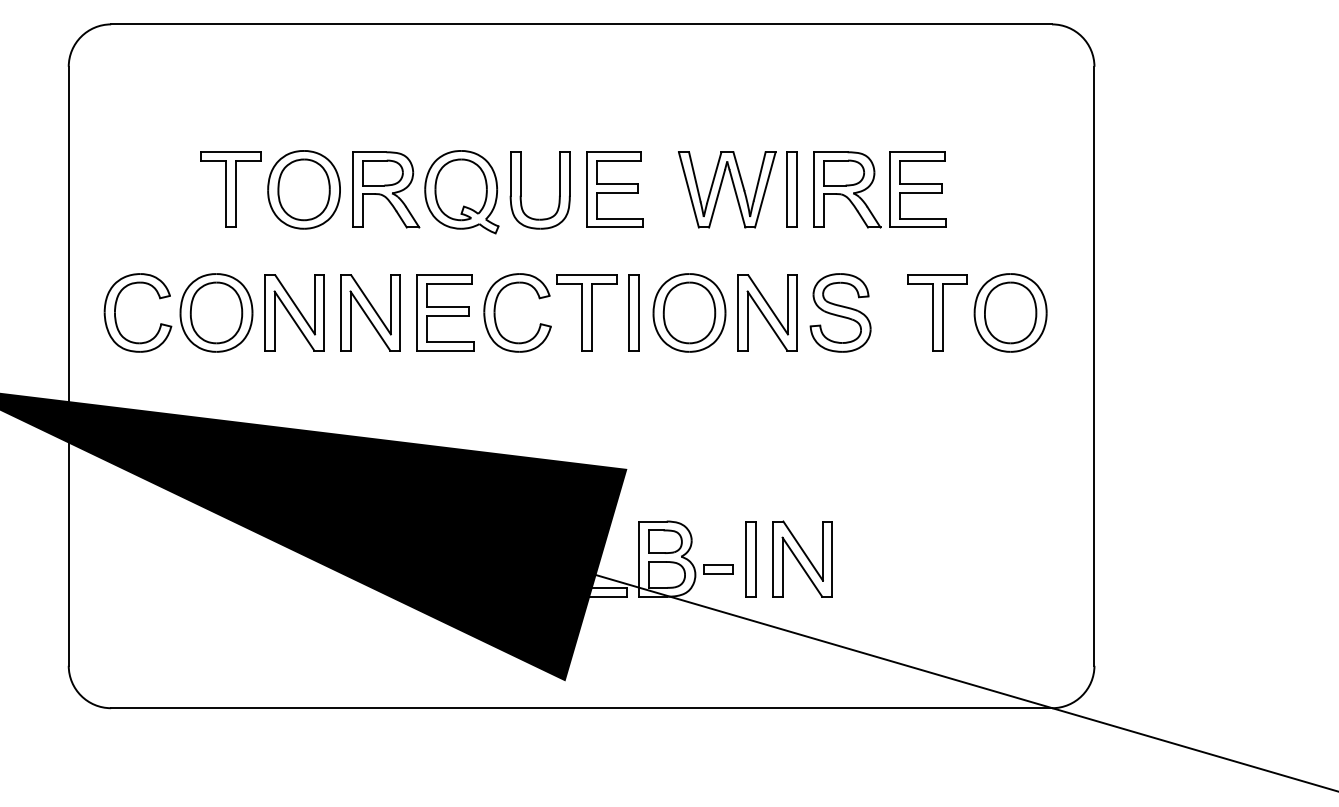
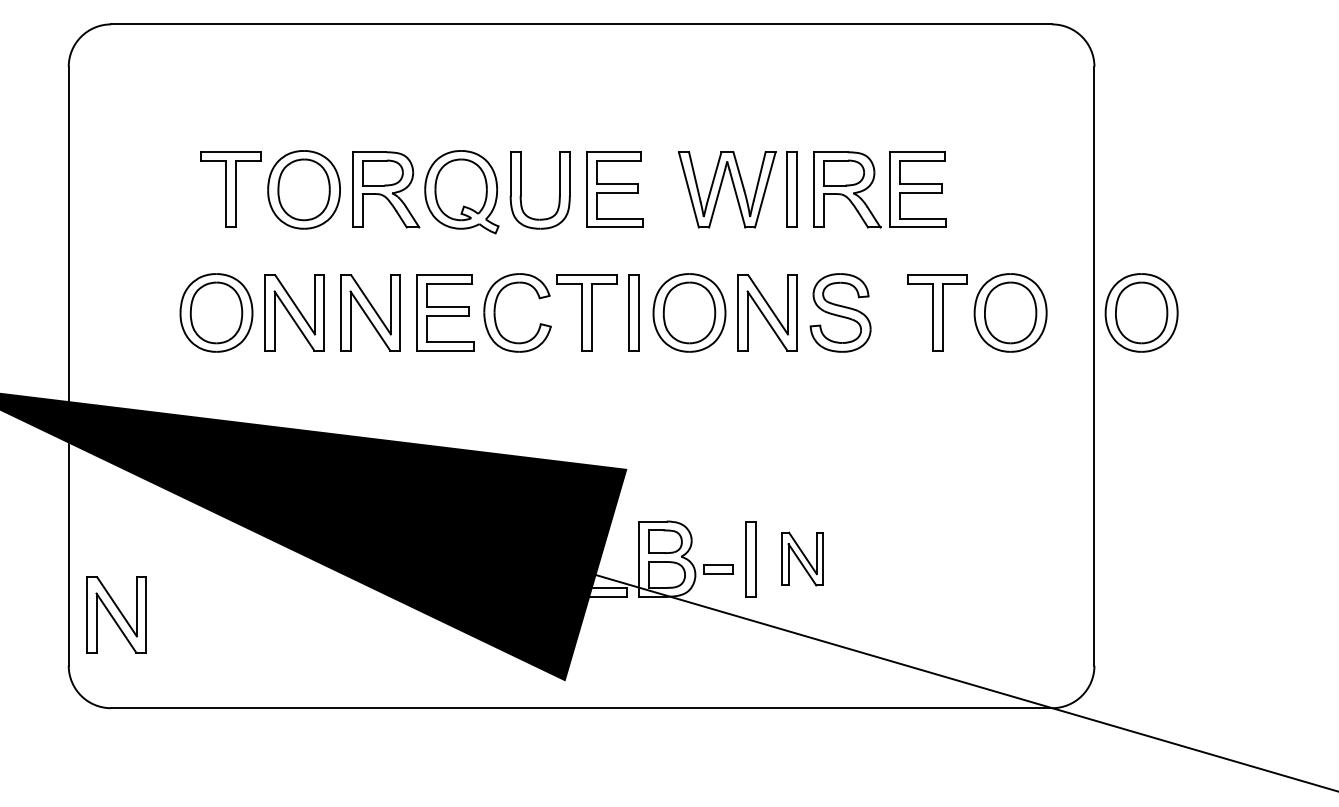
part: present -> none (116, 308)
part: none -> present (1141, 312)
part size: 61x78 px -> 43x56 px (802, 558)
part: none -> present (116, 614)
